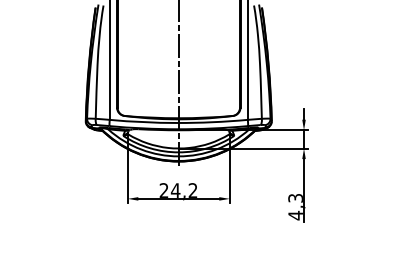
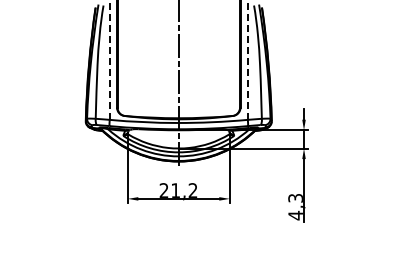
line: solid -> dashed (109, 59)
line: solid -> dashed (247, 60)
text: 24,2 -> 21,2 (175, 190)
